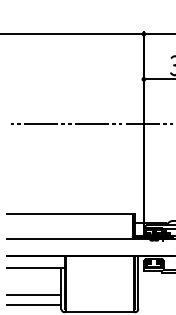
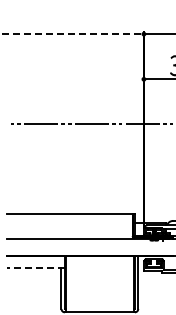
line: solid -> dashed (71, 34)
line: solid -> dashed (35, 267)
line: present -> none (33, 294)
line: present -> none (33, 304)
